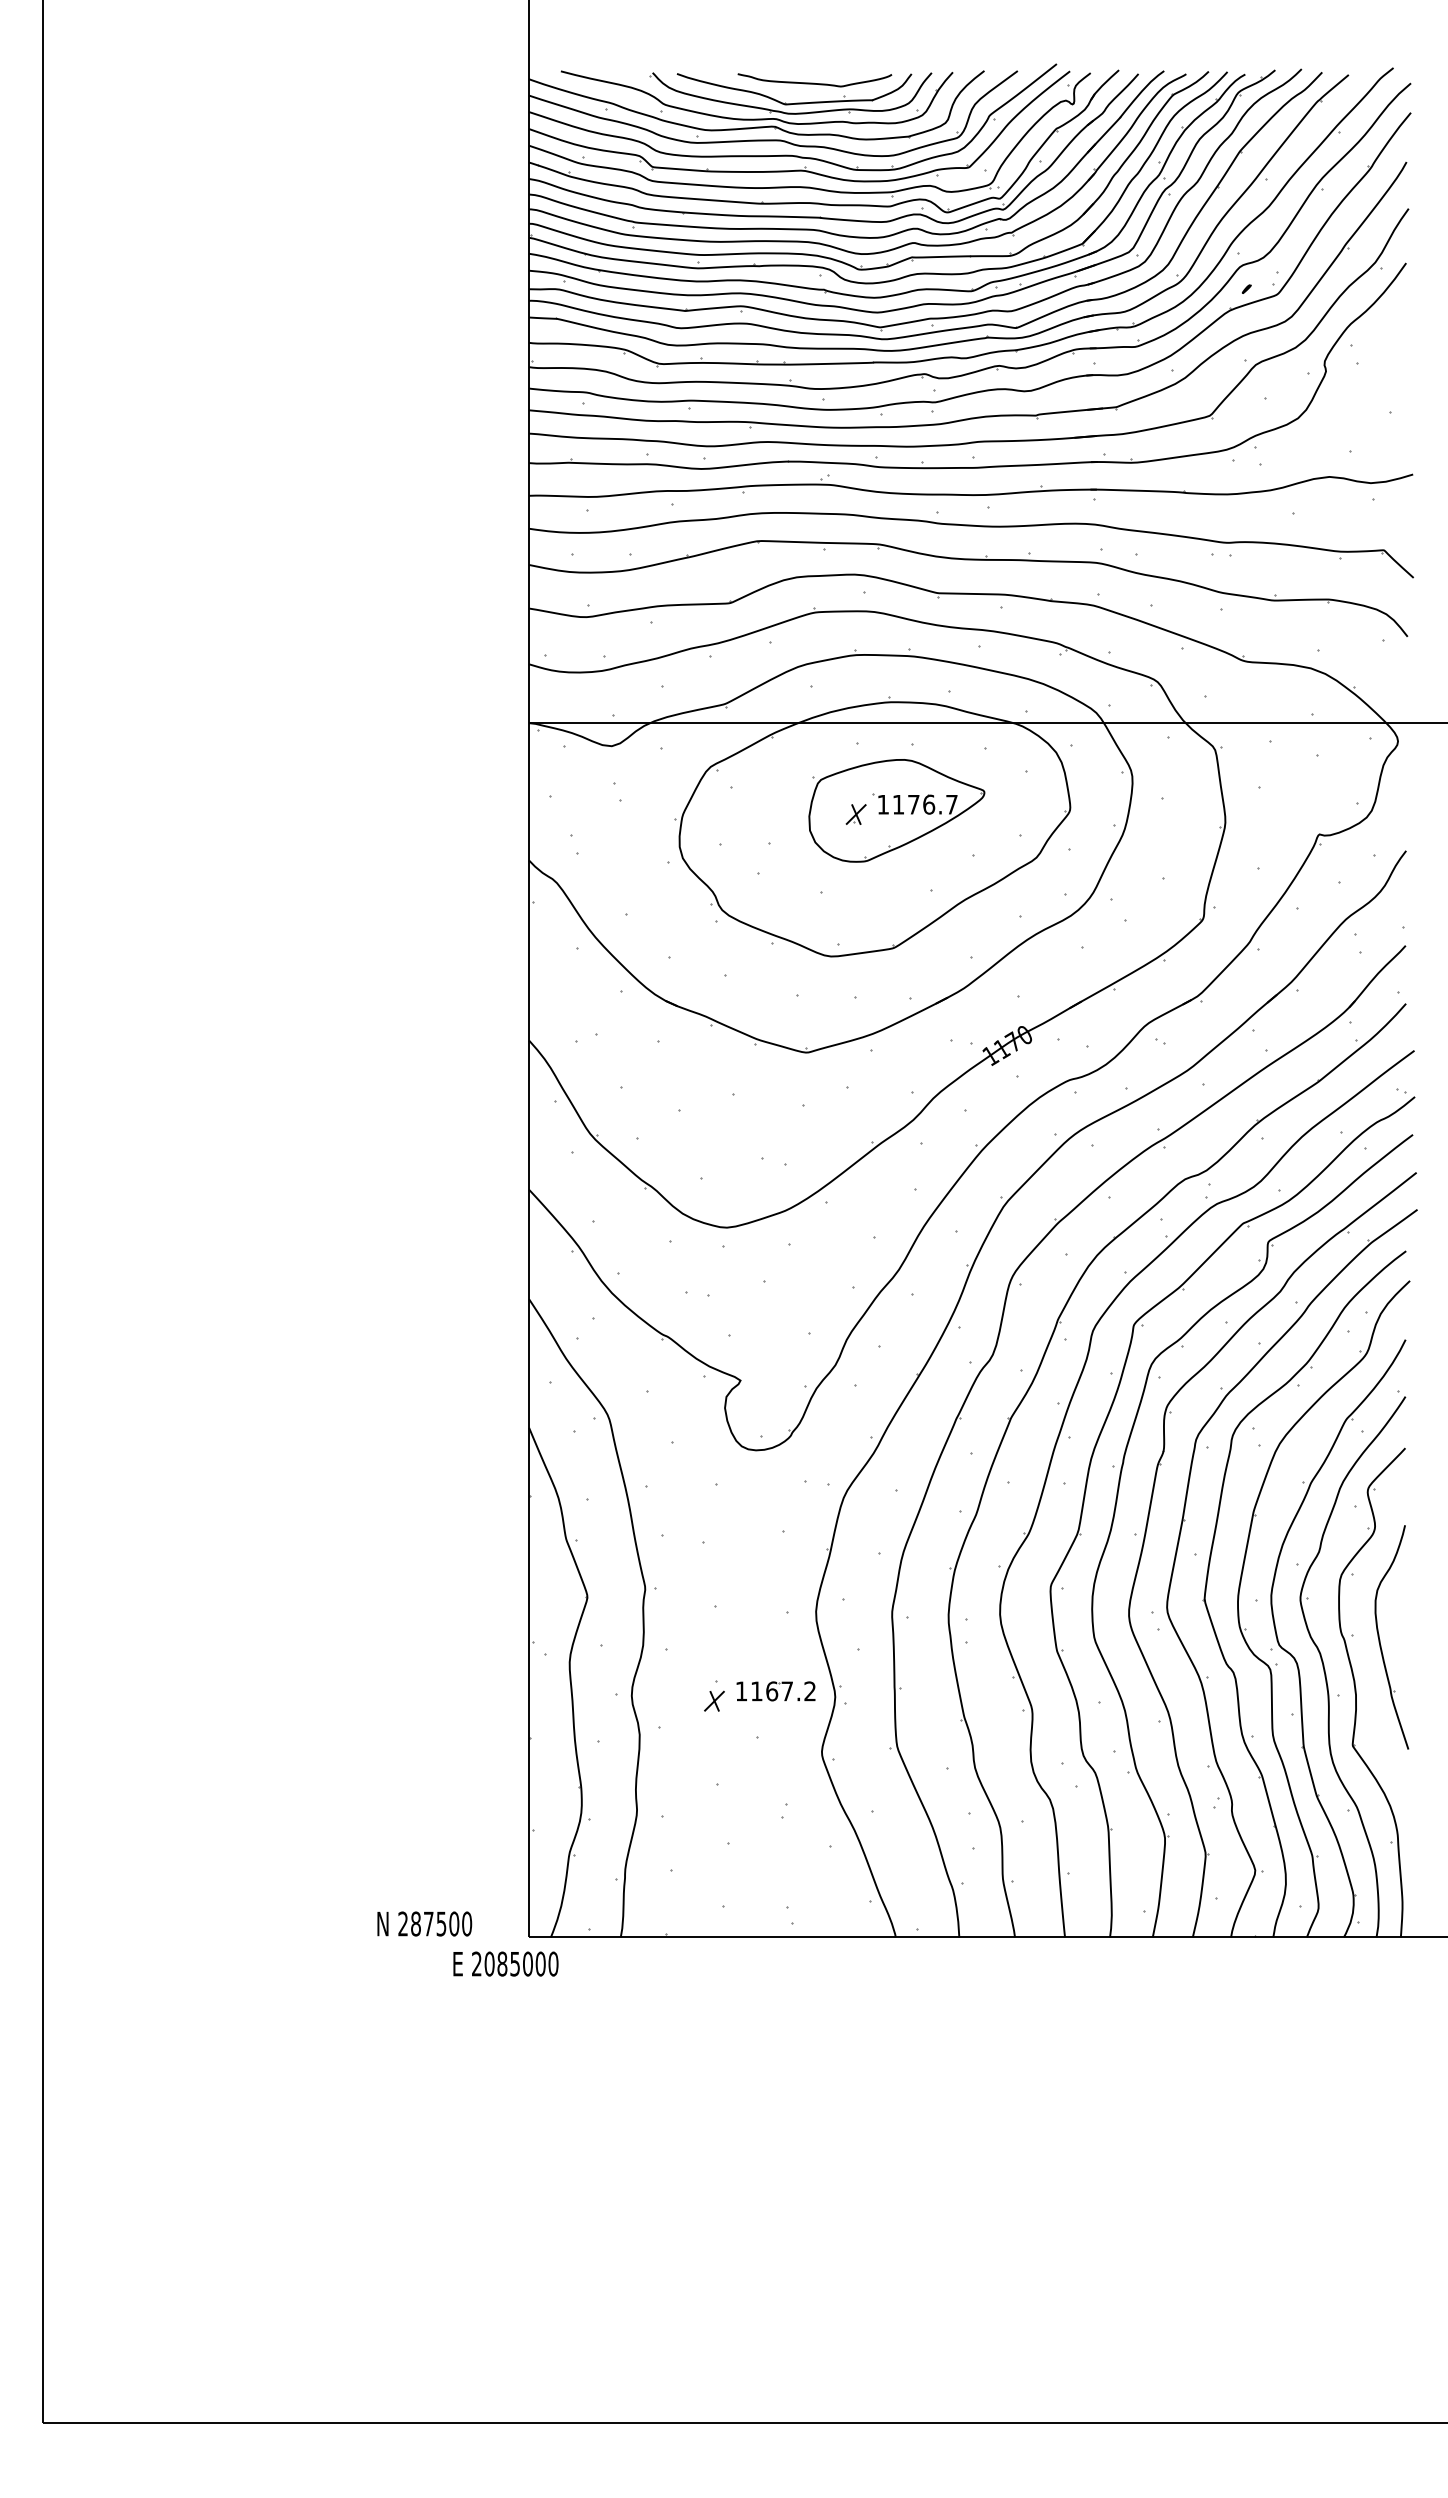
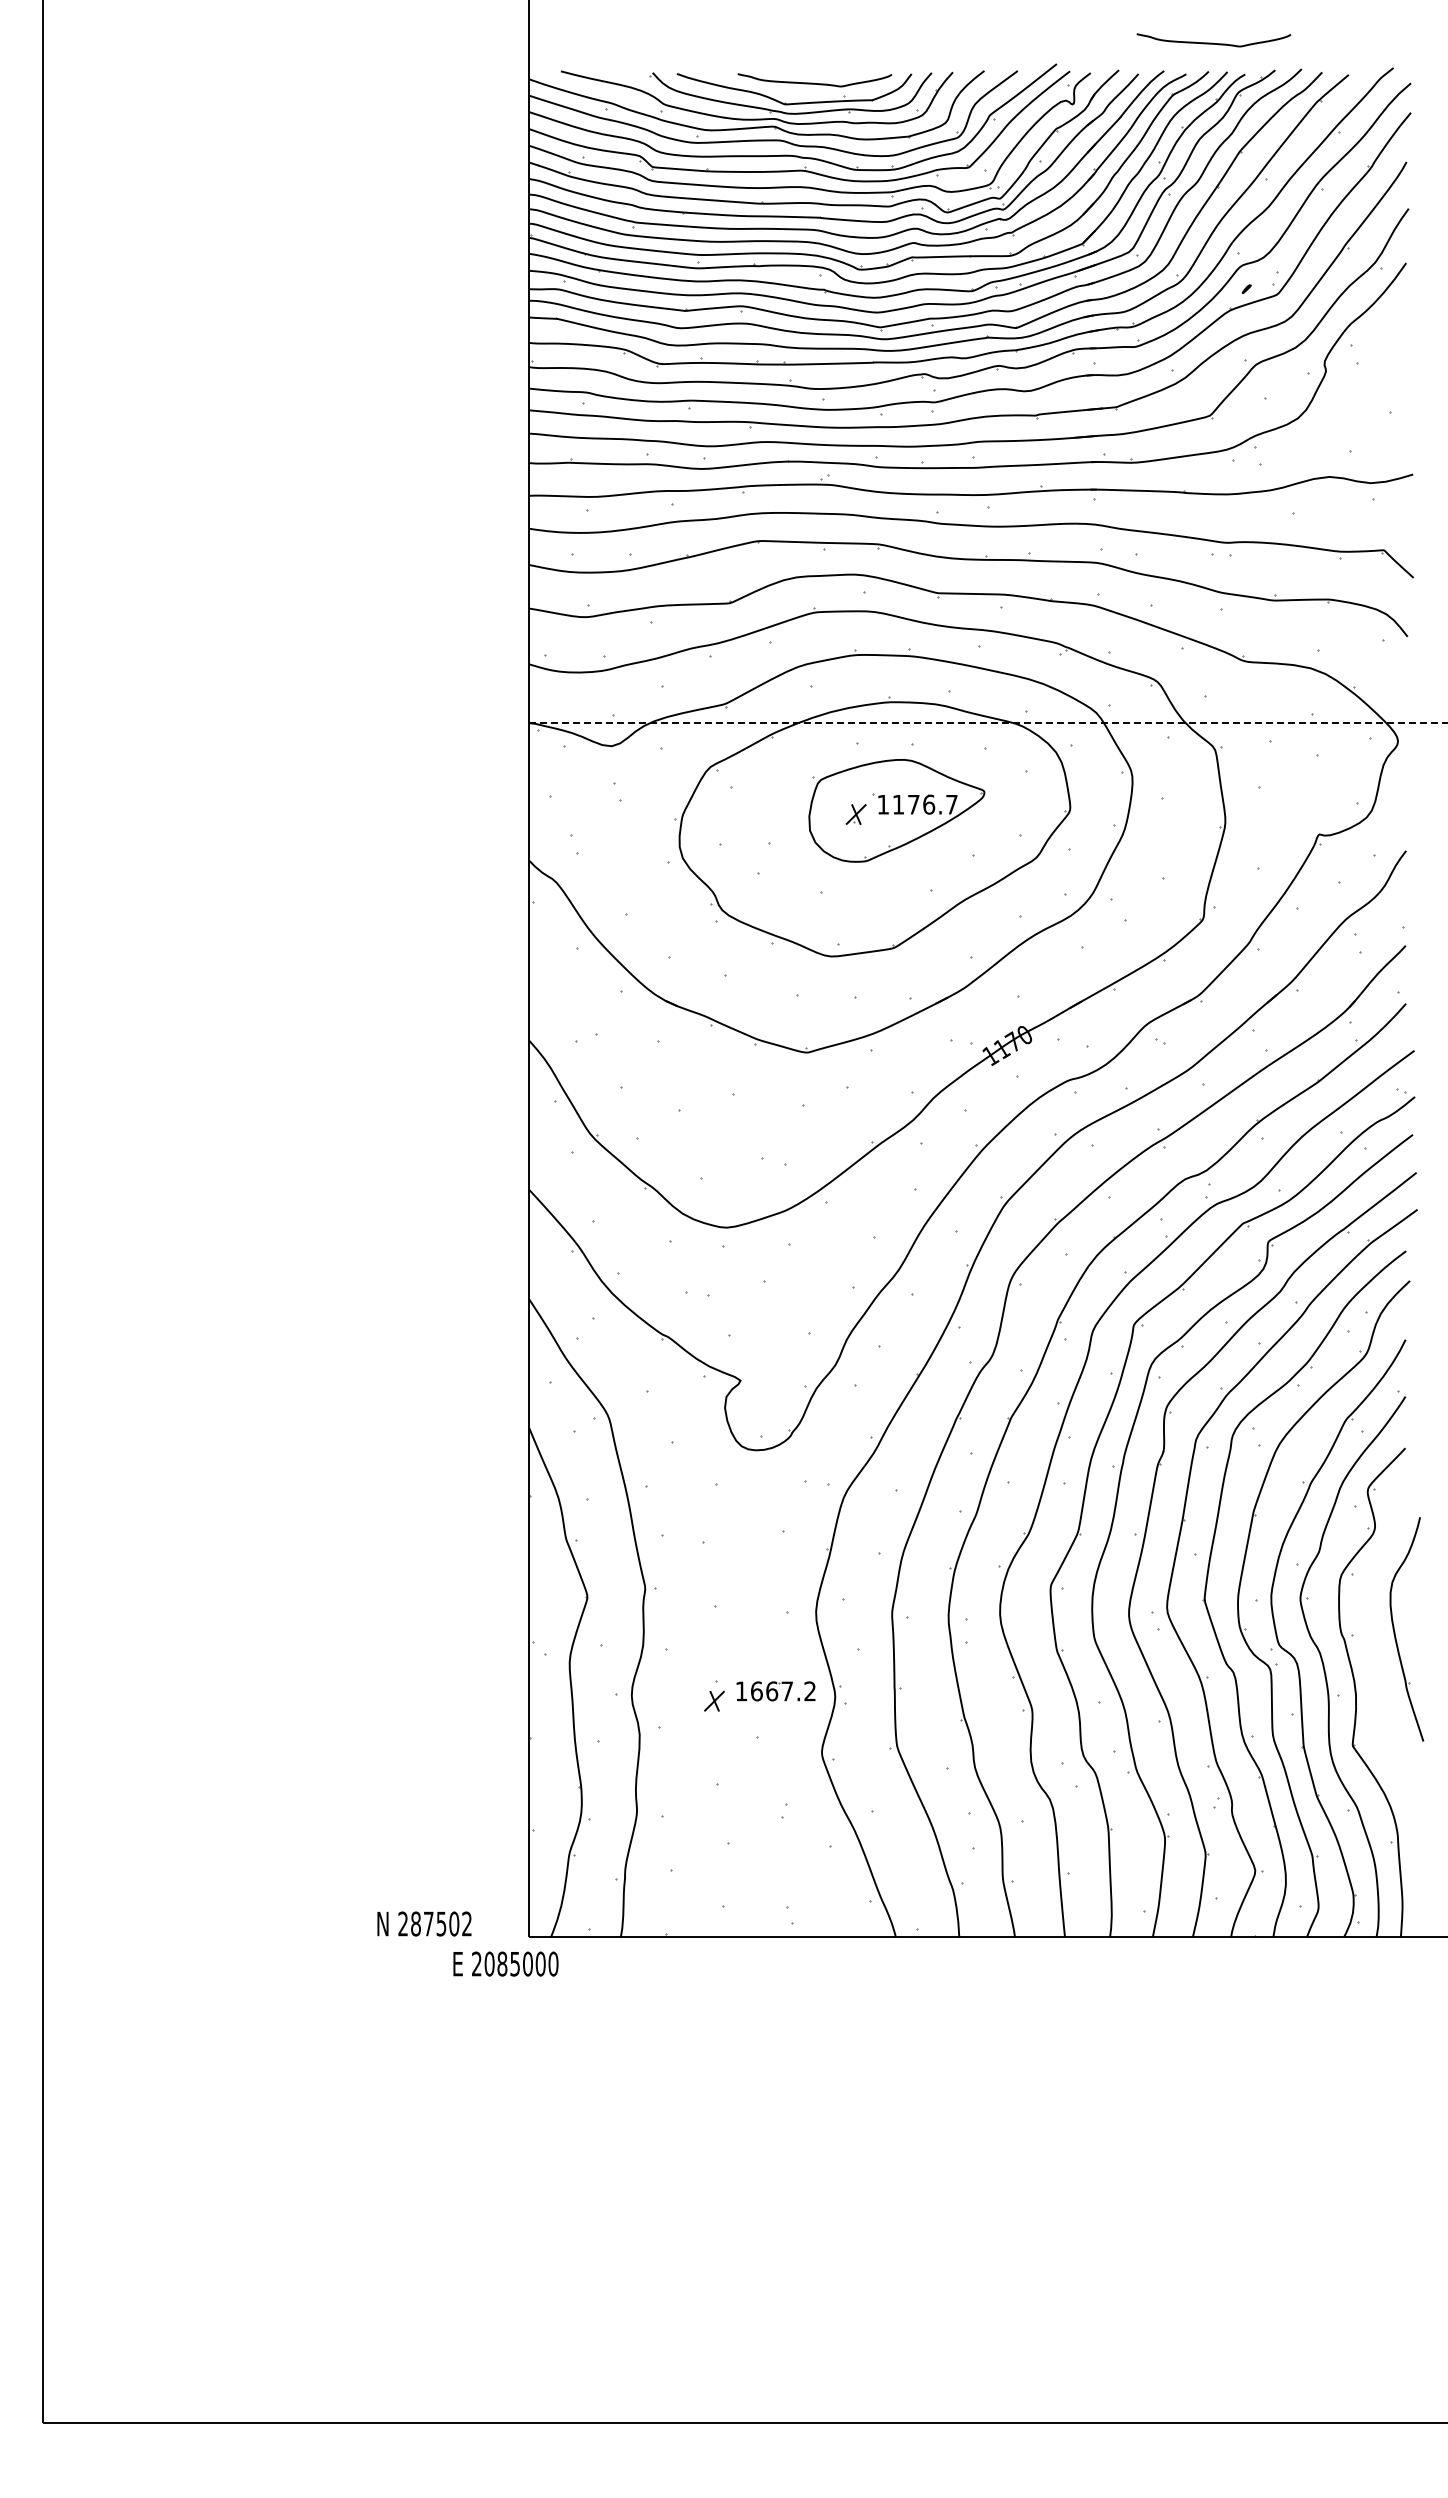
curve: none -> present (1213, 42)
line: solid -> dashed (988, 723)
part position: (1380, 1639) -> (1395, 1631) (1395, 1631)
text: 1167.2 -> 1667.2 (756, 1691)
text: 287500 -> 287502 (467, 1923)
